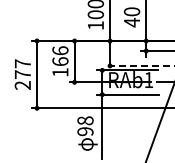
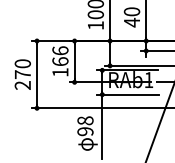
text: 277 -> 270 (22, 63)
line: dashed -> solid (140, 65)
